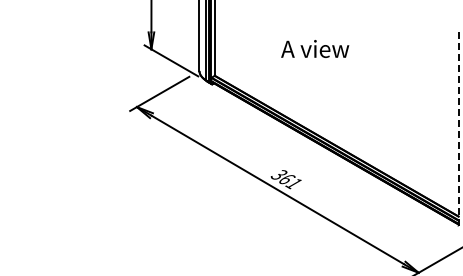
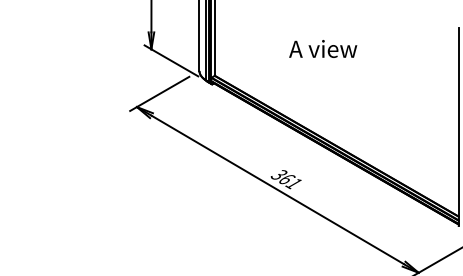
text position: (315, 48) -> (323, 48) (323, 48)
line: dashed -> solid (458, 126)
